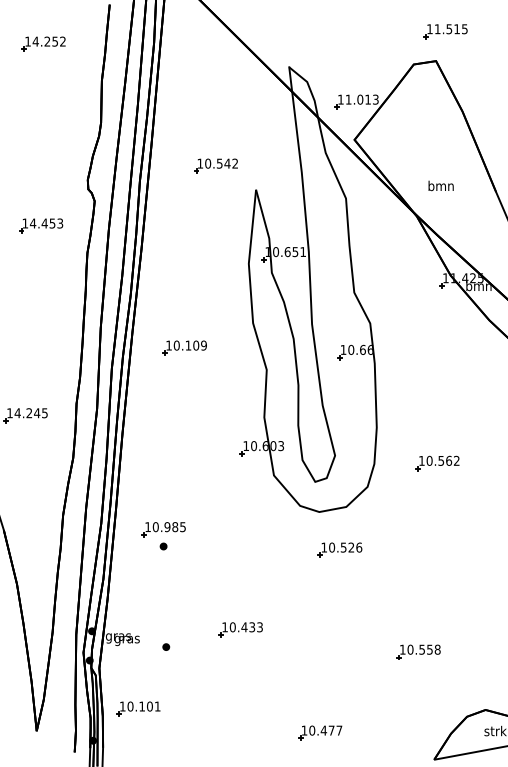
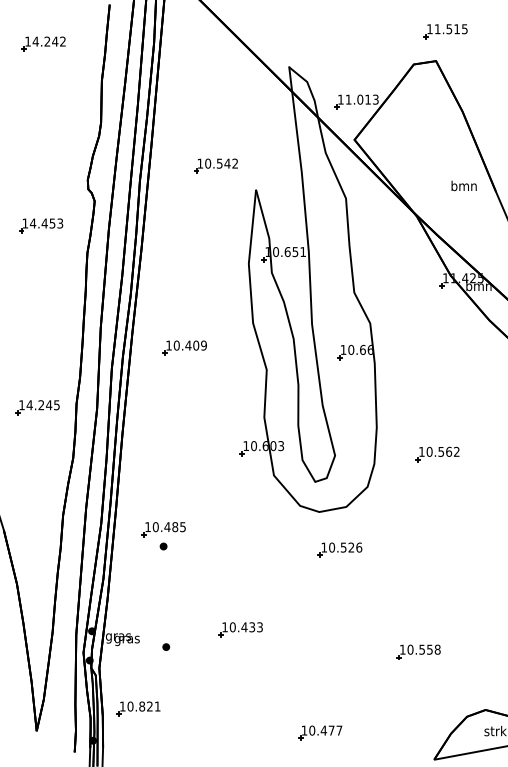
text: 14.252 -> 14.242 (55, 41)
text position: (440, 185) -> (463, 185) (463, 185)
text: 10.109 -> 10.409 (188, 345)
part position: (25, 415) -> (37, 407) (37, 407)
part position: (437, 463) -> (437, 454) (437, 454)
text: 10.985 -> 10.485 (167, 527)
text: 10.101 -> 10.821 (145, 706)
